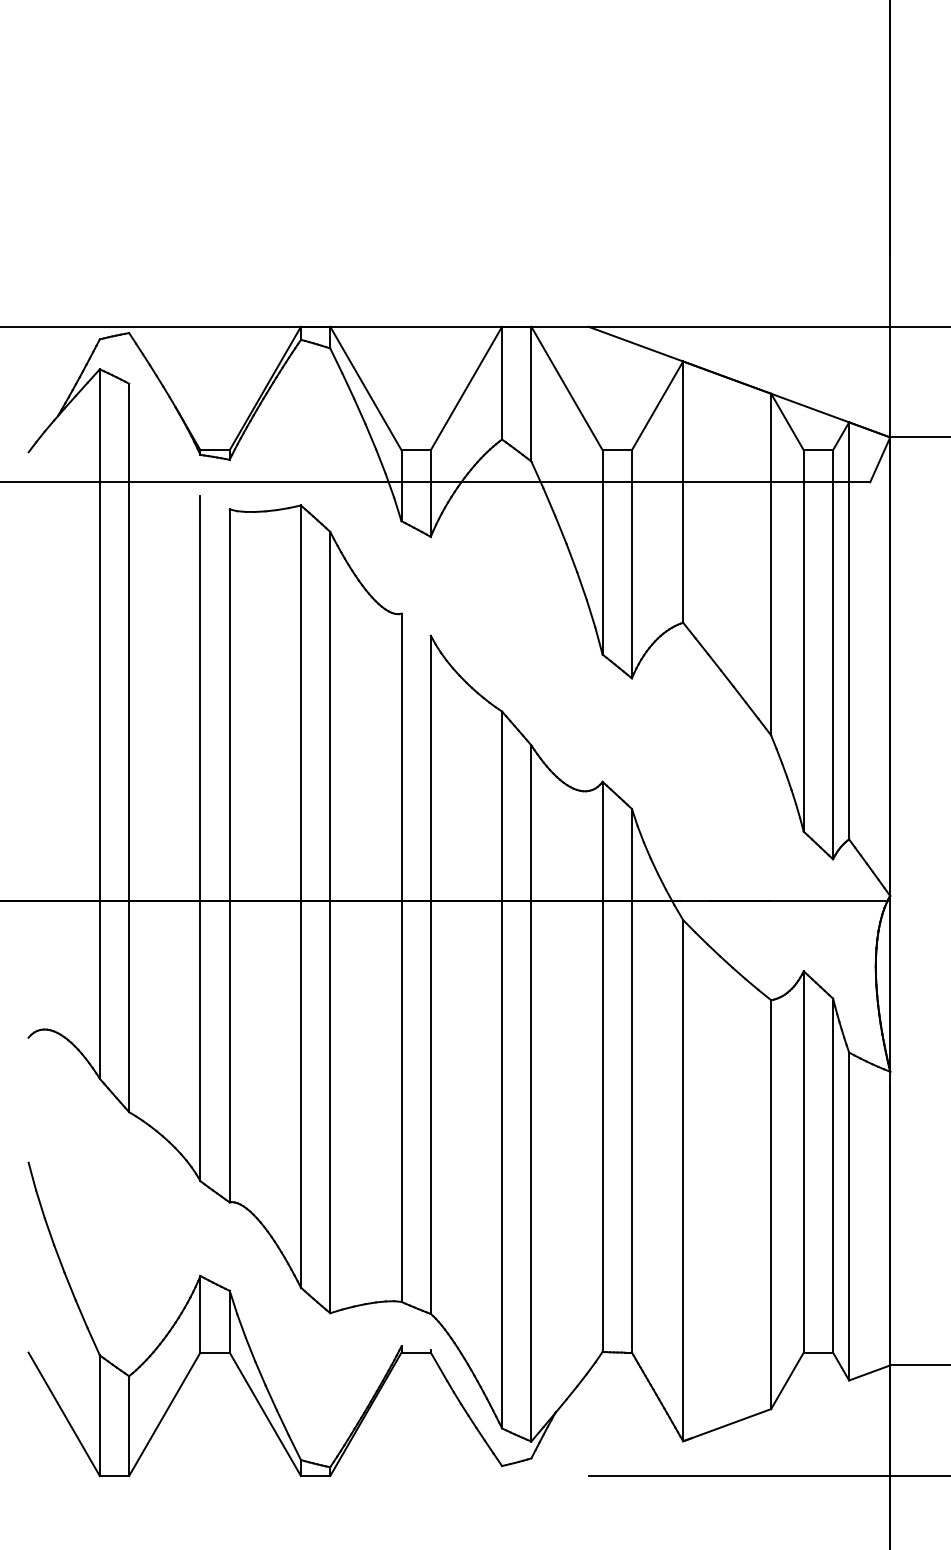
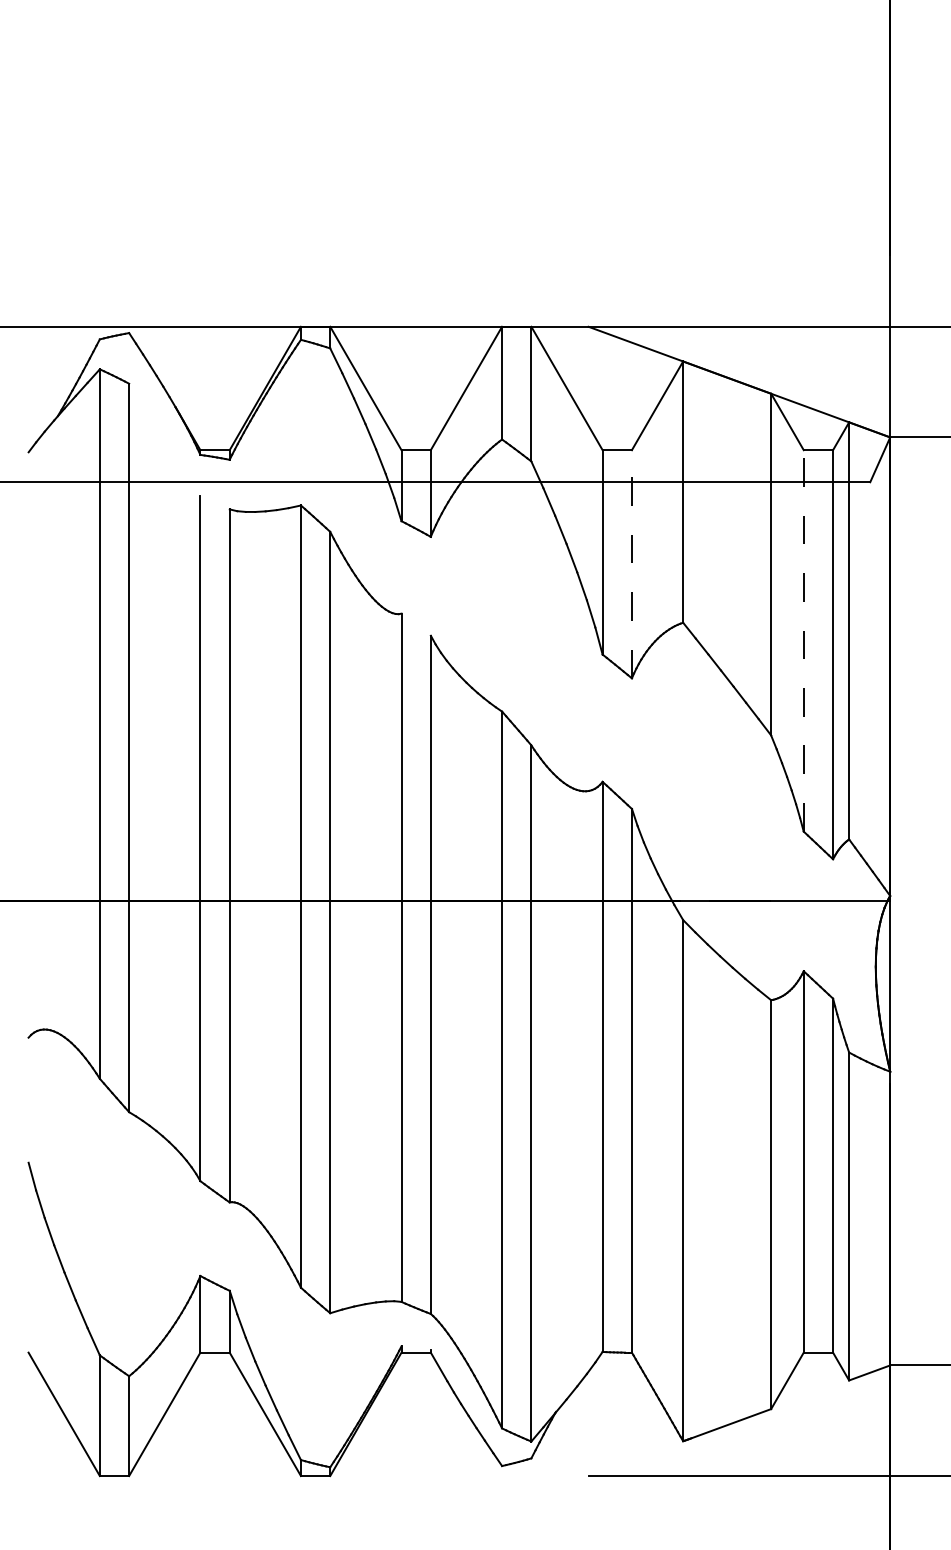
line: solid -> dashed (631, 563)
line: solid -> dashed (803, 640)
